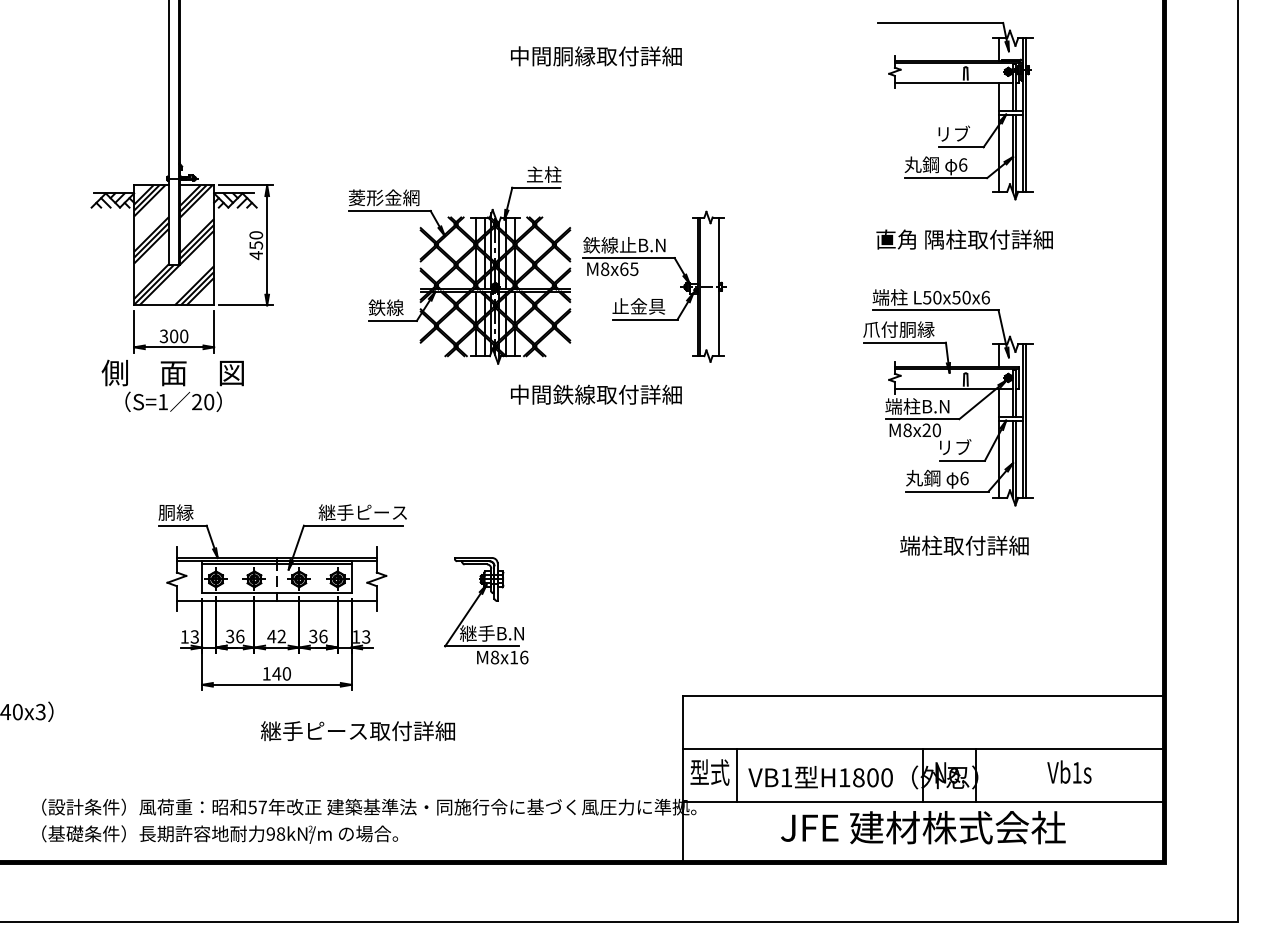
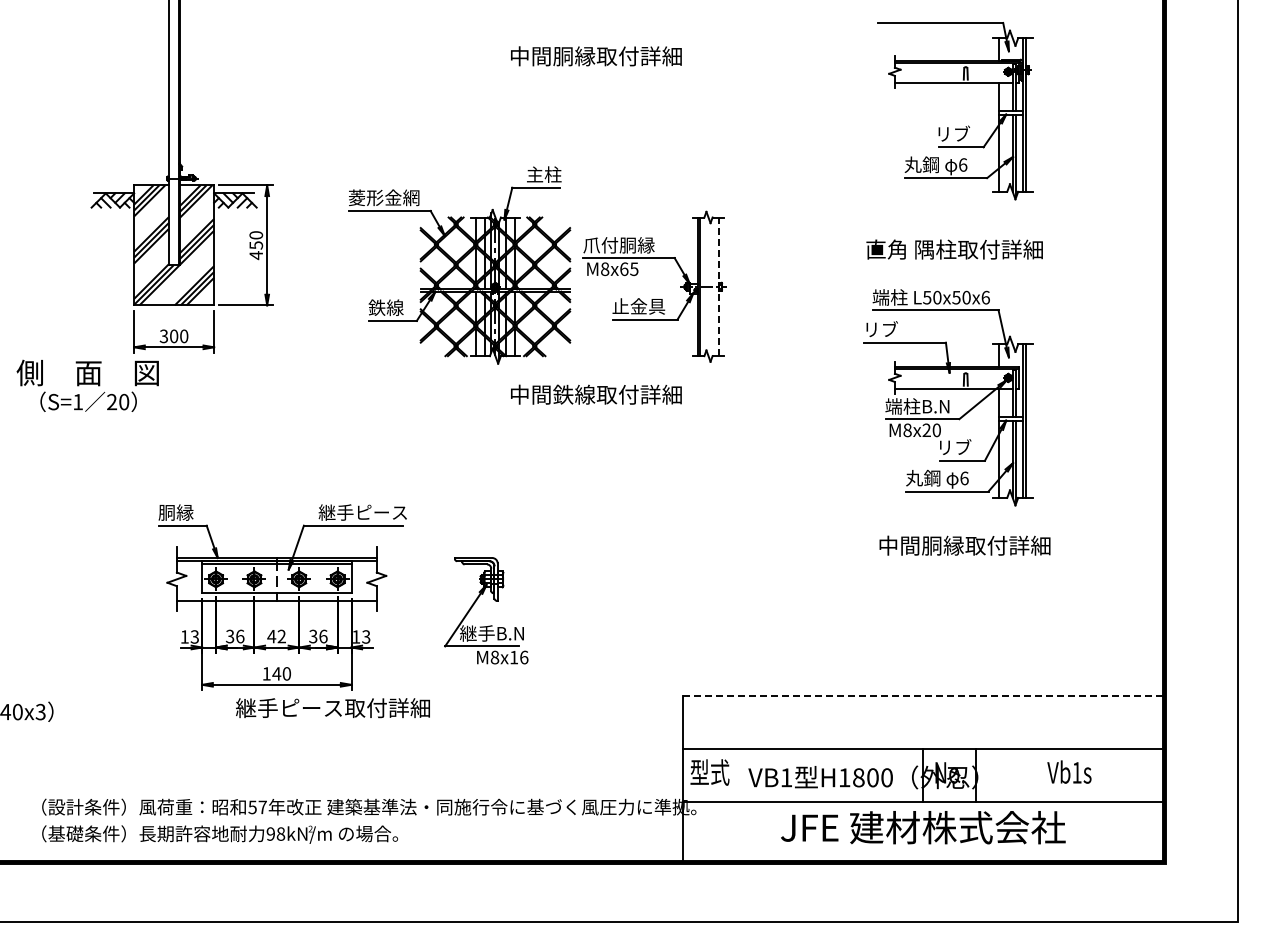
text position: (964, 239) -> (954, 249) (954, 249)
text: 鉄線止B.N -> 爪付胴縁 (624, 245)
line: solid -> dashed (719, 286)
text: 爪付胴縁 -> リブ (898, 329)
text position: (172, 385) -> (87, 385) (87, 385)
text: 端柱取付詳細 -> 中間胴縁取付詳細 (964, 545)
line: solid -> dashed (923, 695)
text position: (357, 731) -> (332, 708) (332, 708)
line: present -> none (736, 775)
